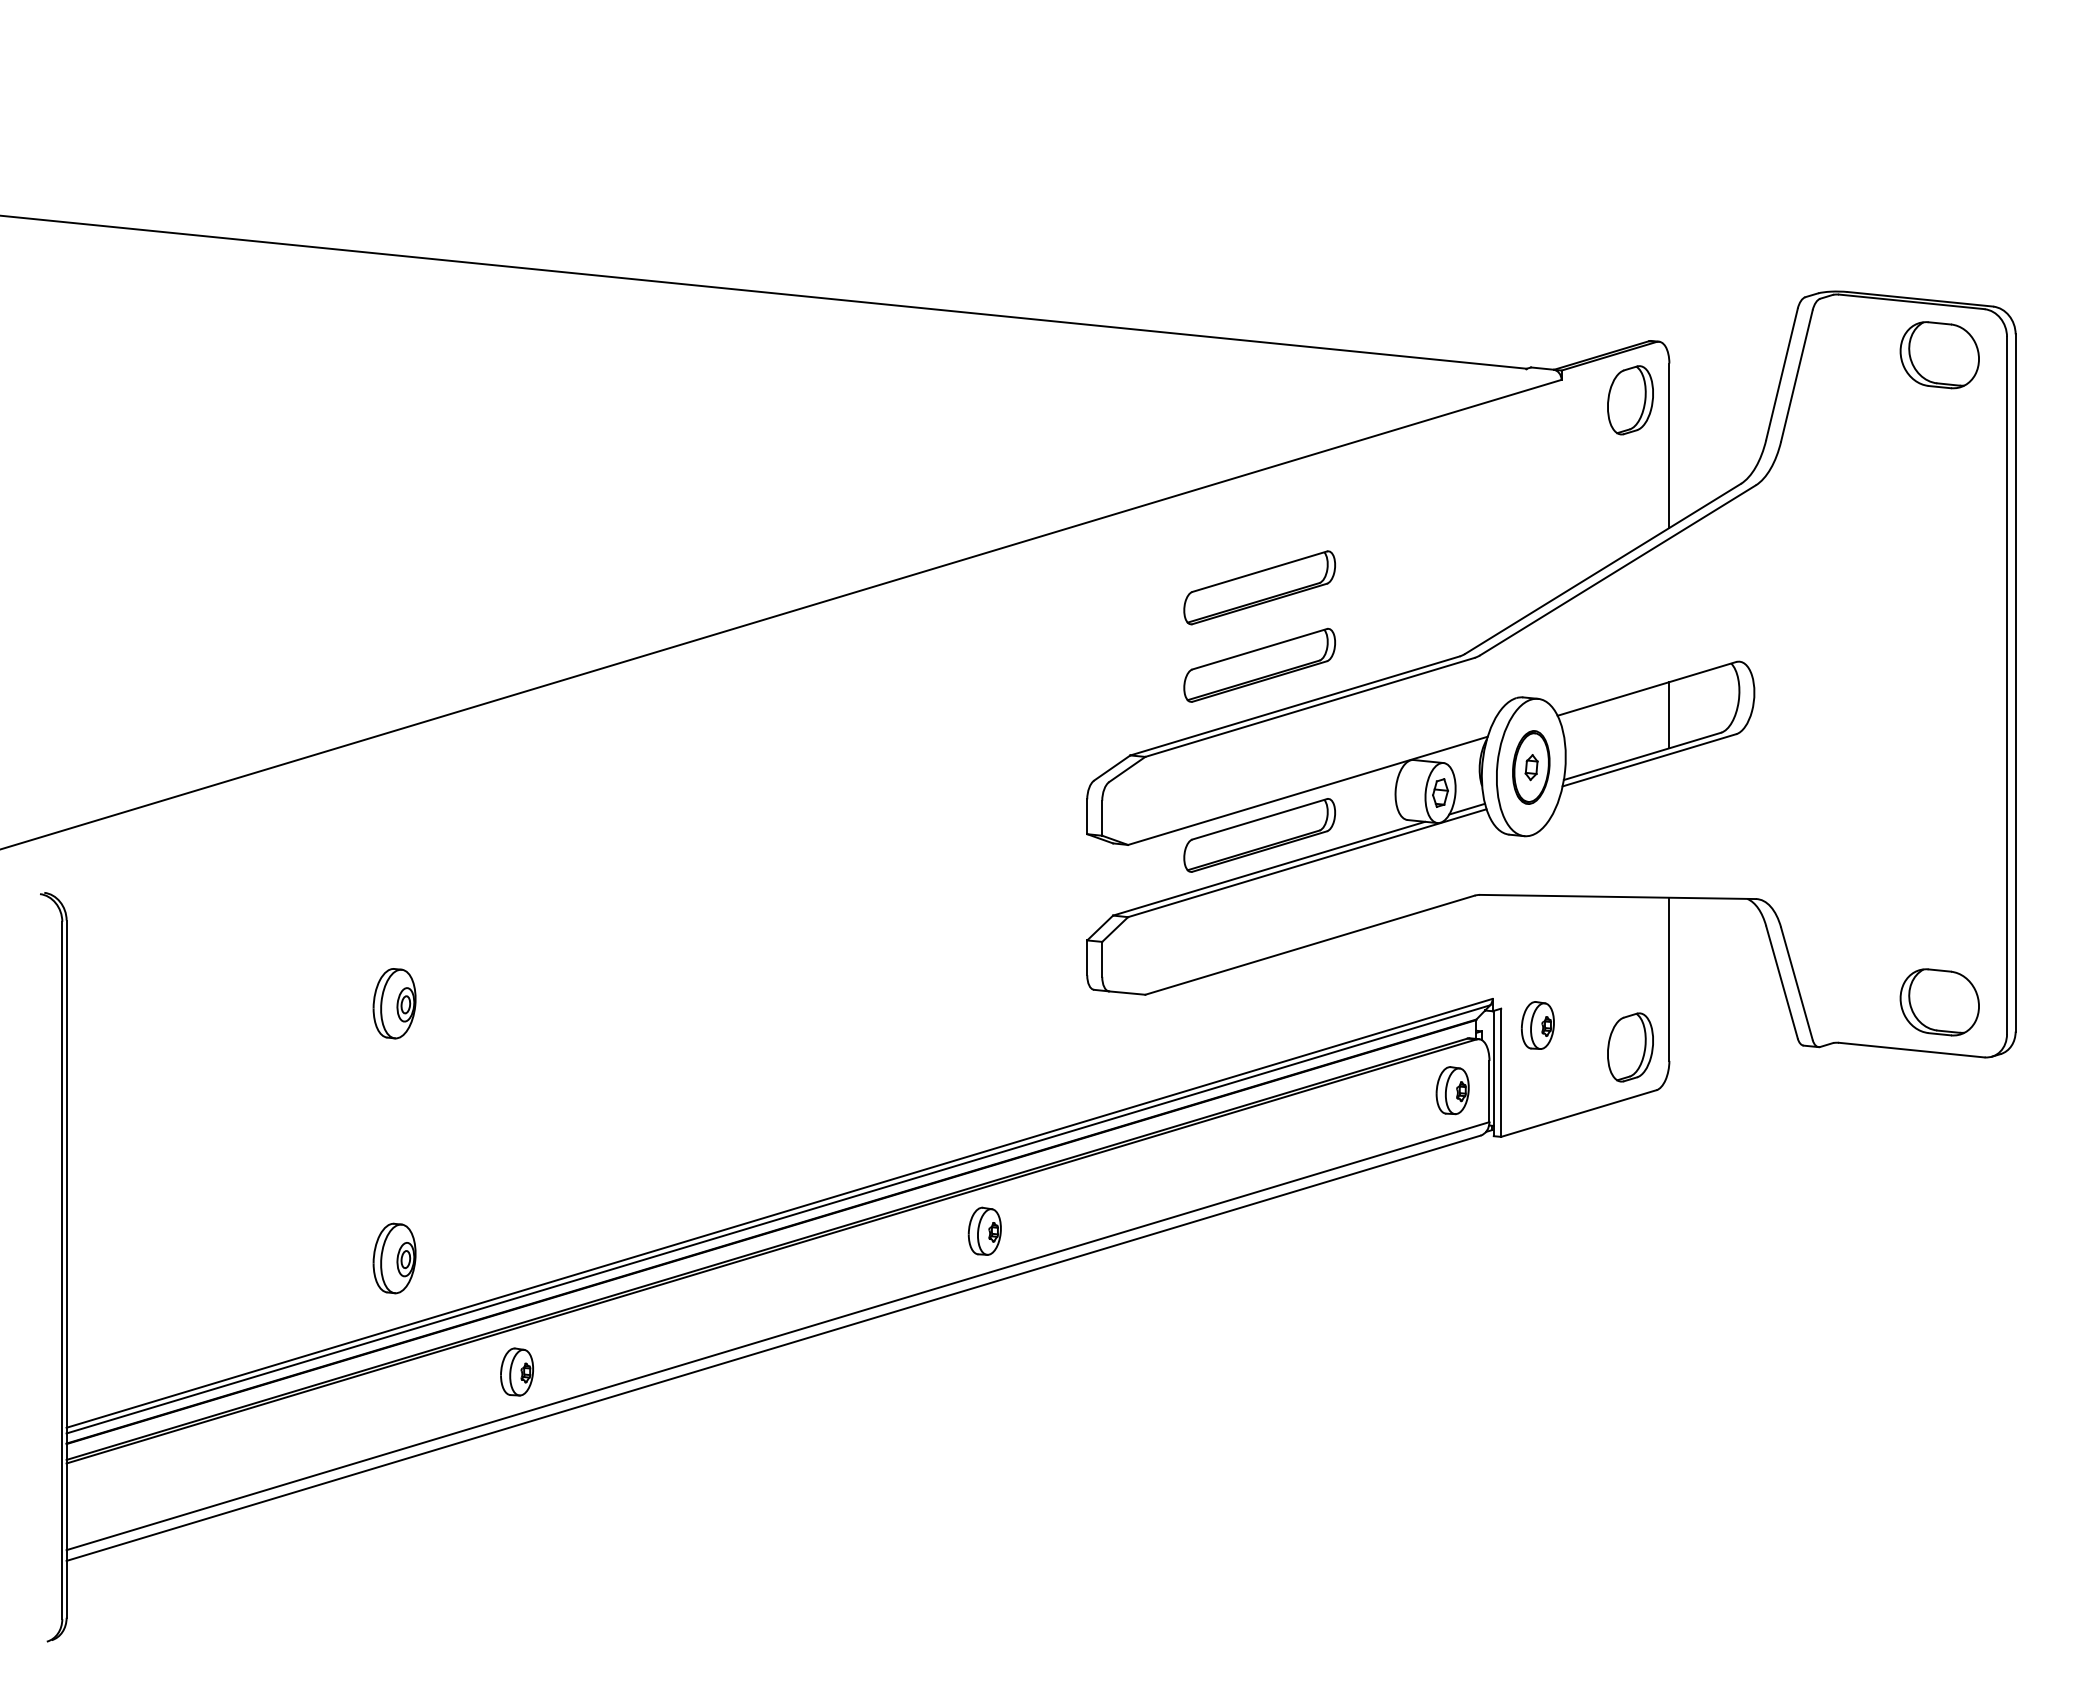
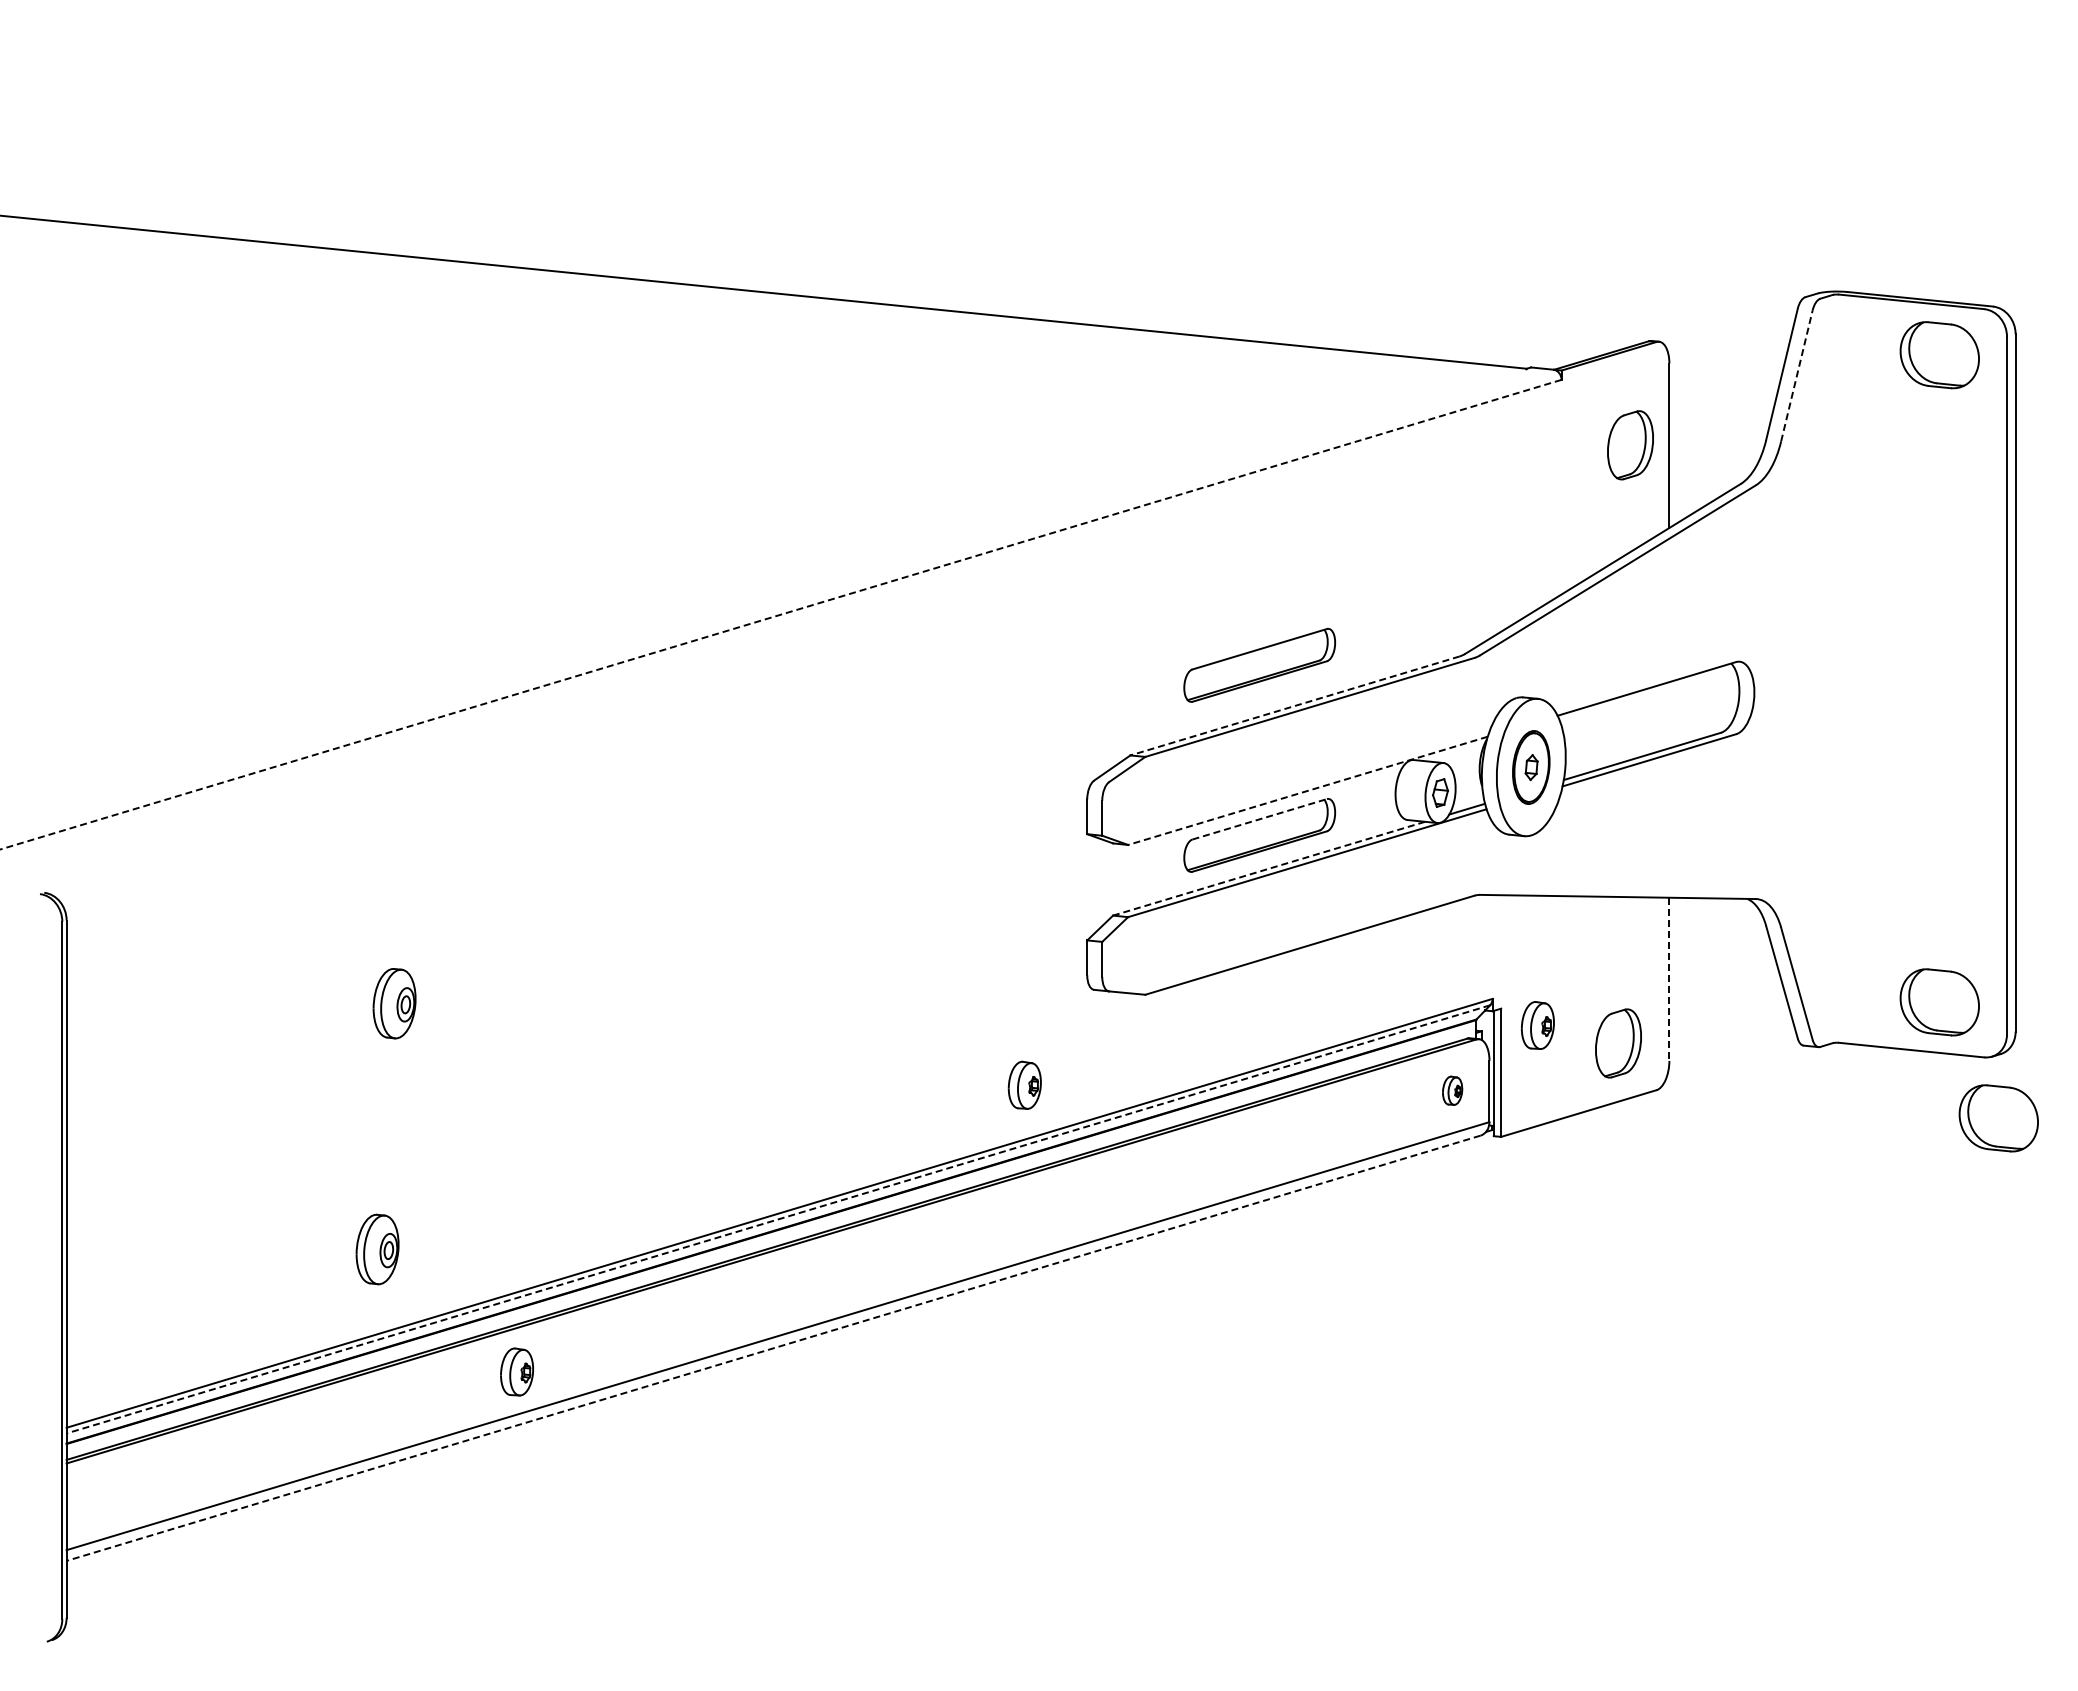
line: solid -> dashed (1797, 375)
part position: (1630, 400) -> (1630, 445) (1630, 445)
part: present -> none (1259, 587)
line: solid -> dashed (781, 614)
line: solid -> dashed (1295, 705)
line: present -> none (1669, 715)
line: solid -> dashed (1307, 790)
line: solid -> dashed (1260, 819)
line: solid -> dashed (1269, 868)
line: solid -> dashed (1669, 979)
part position: (1630, 1047) -> (1618, 1043) (1618, 1043)
part size: 35x50 px -> 22x31 px (1452, 1090)
part: none -> present (1998, 1118)
line: solid -> dashed (777, 1219)
part position: (984, 1230) -> (1024, 1084) (1024, 1084)
part position: (394, 1258) -> (377, 1249) (377, 1249)
line: solid -> dashed (773, 1348)
